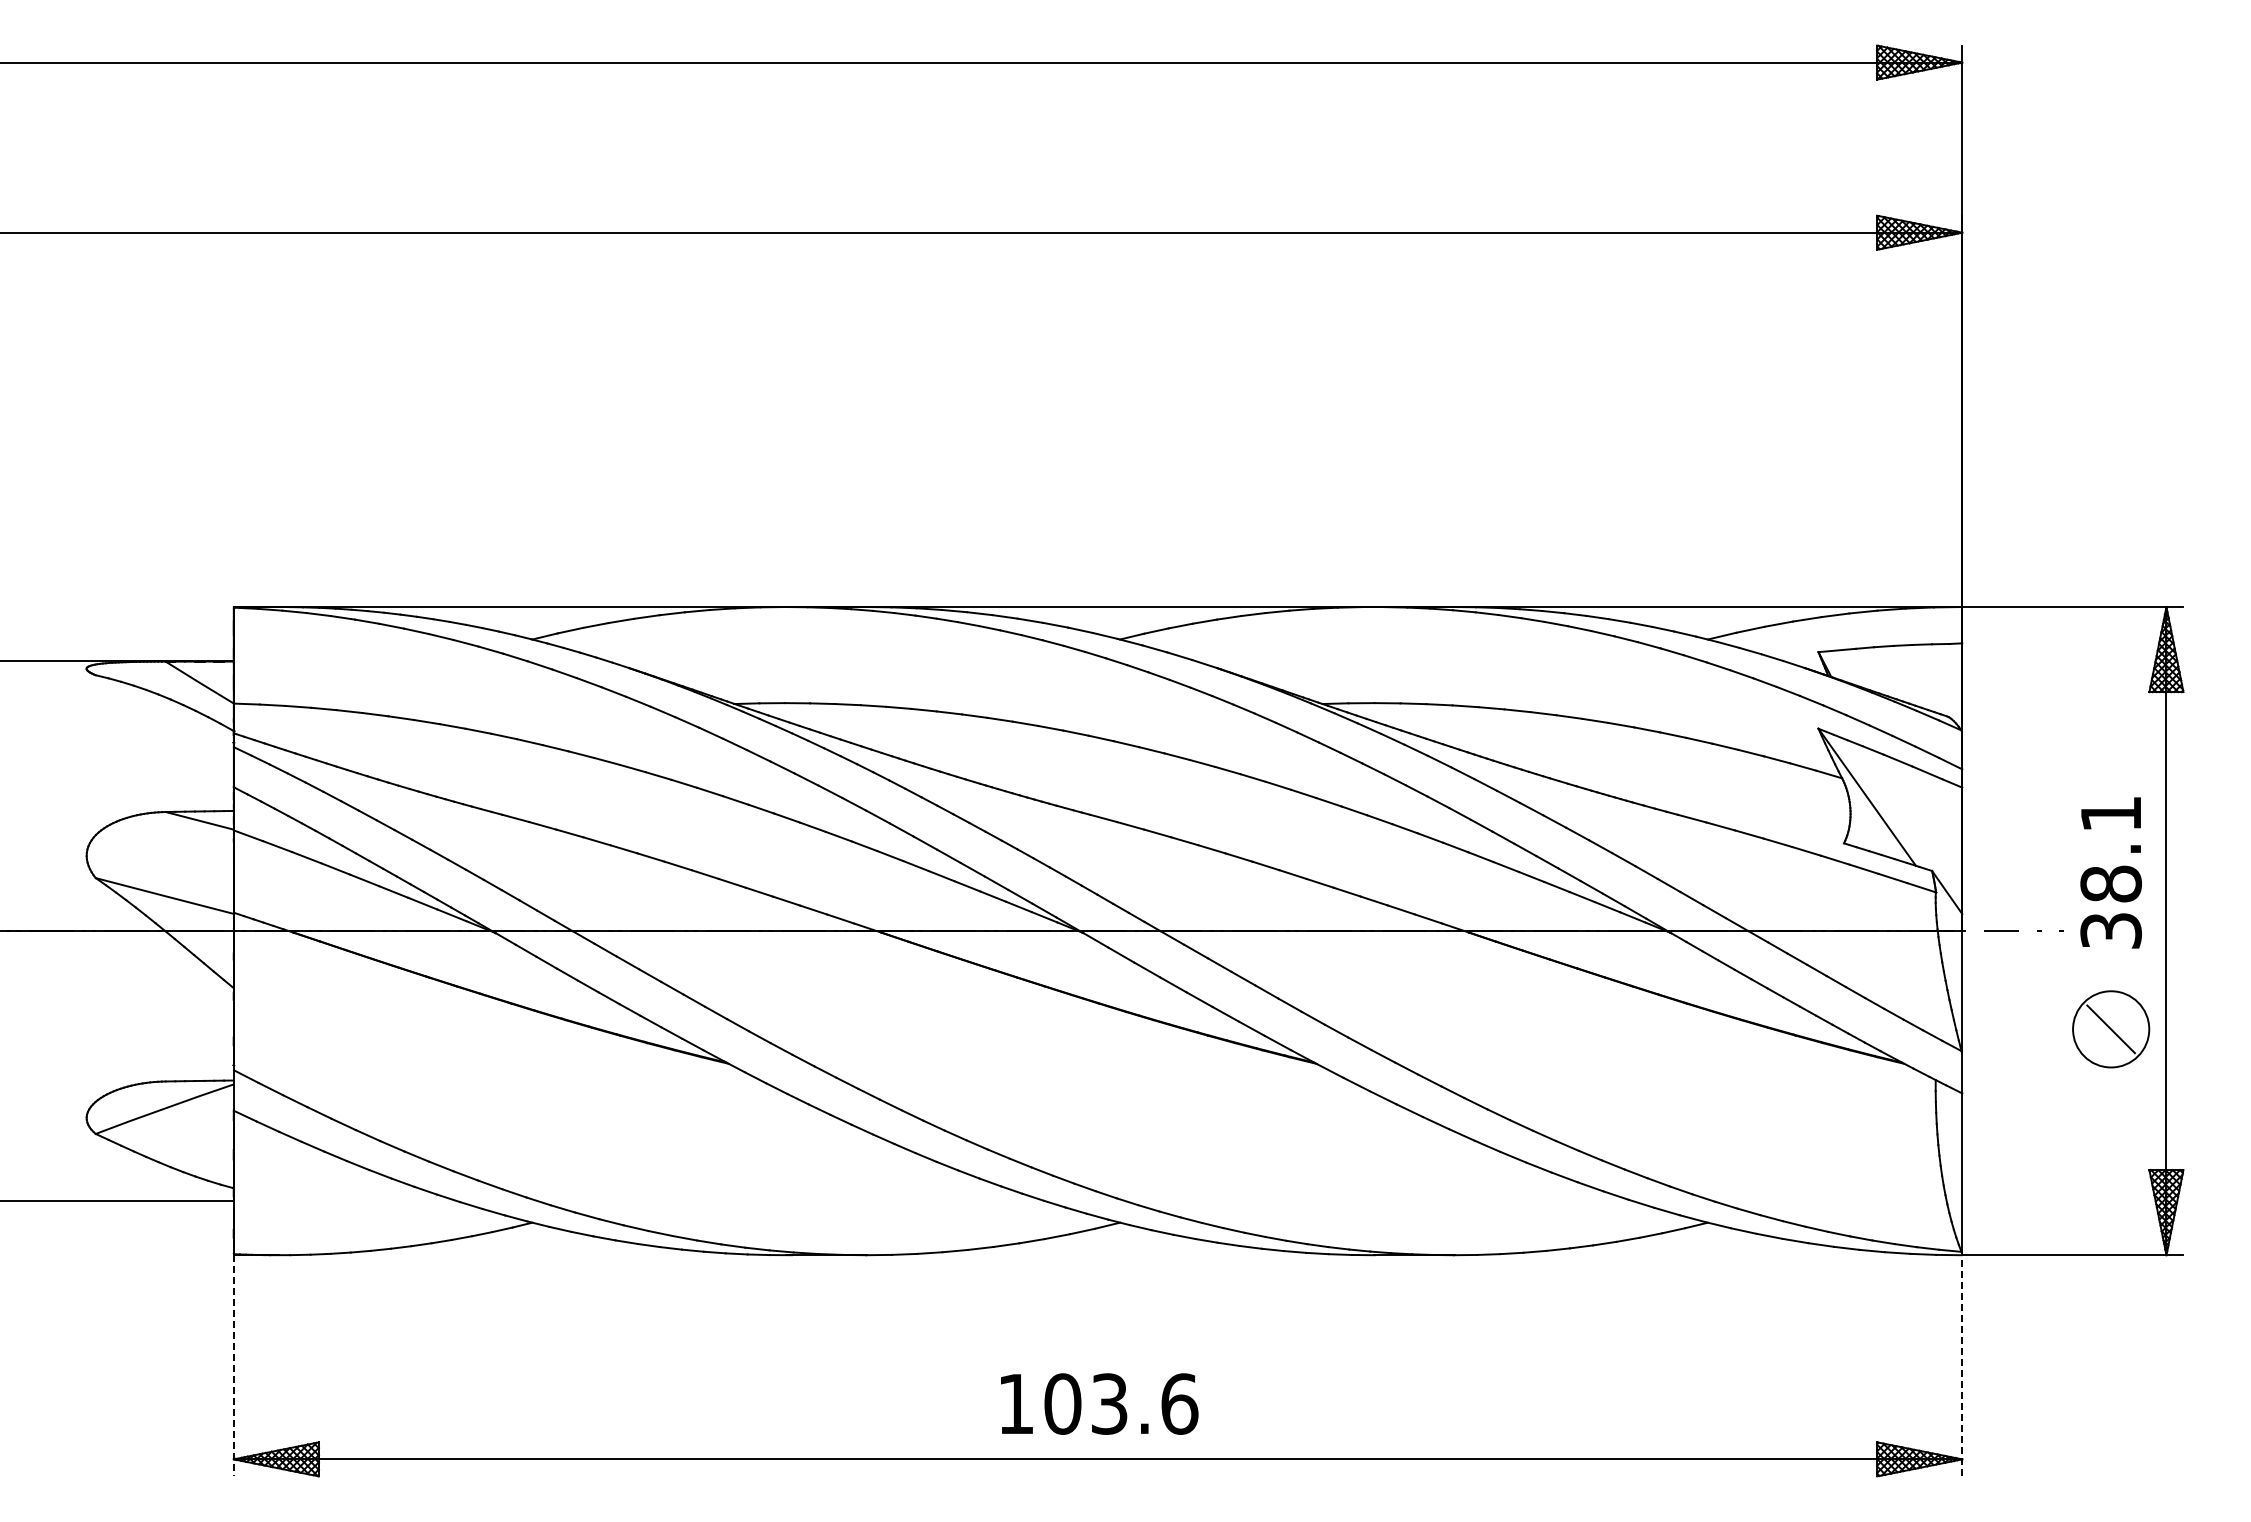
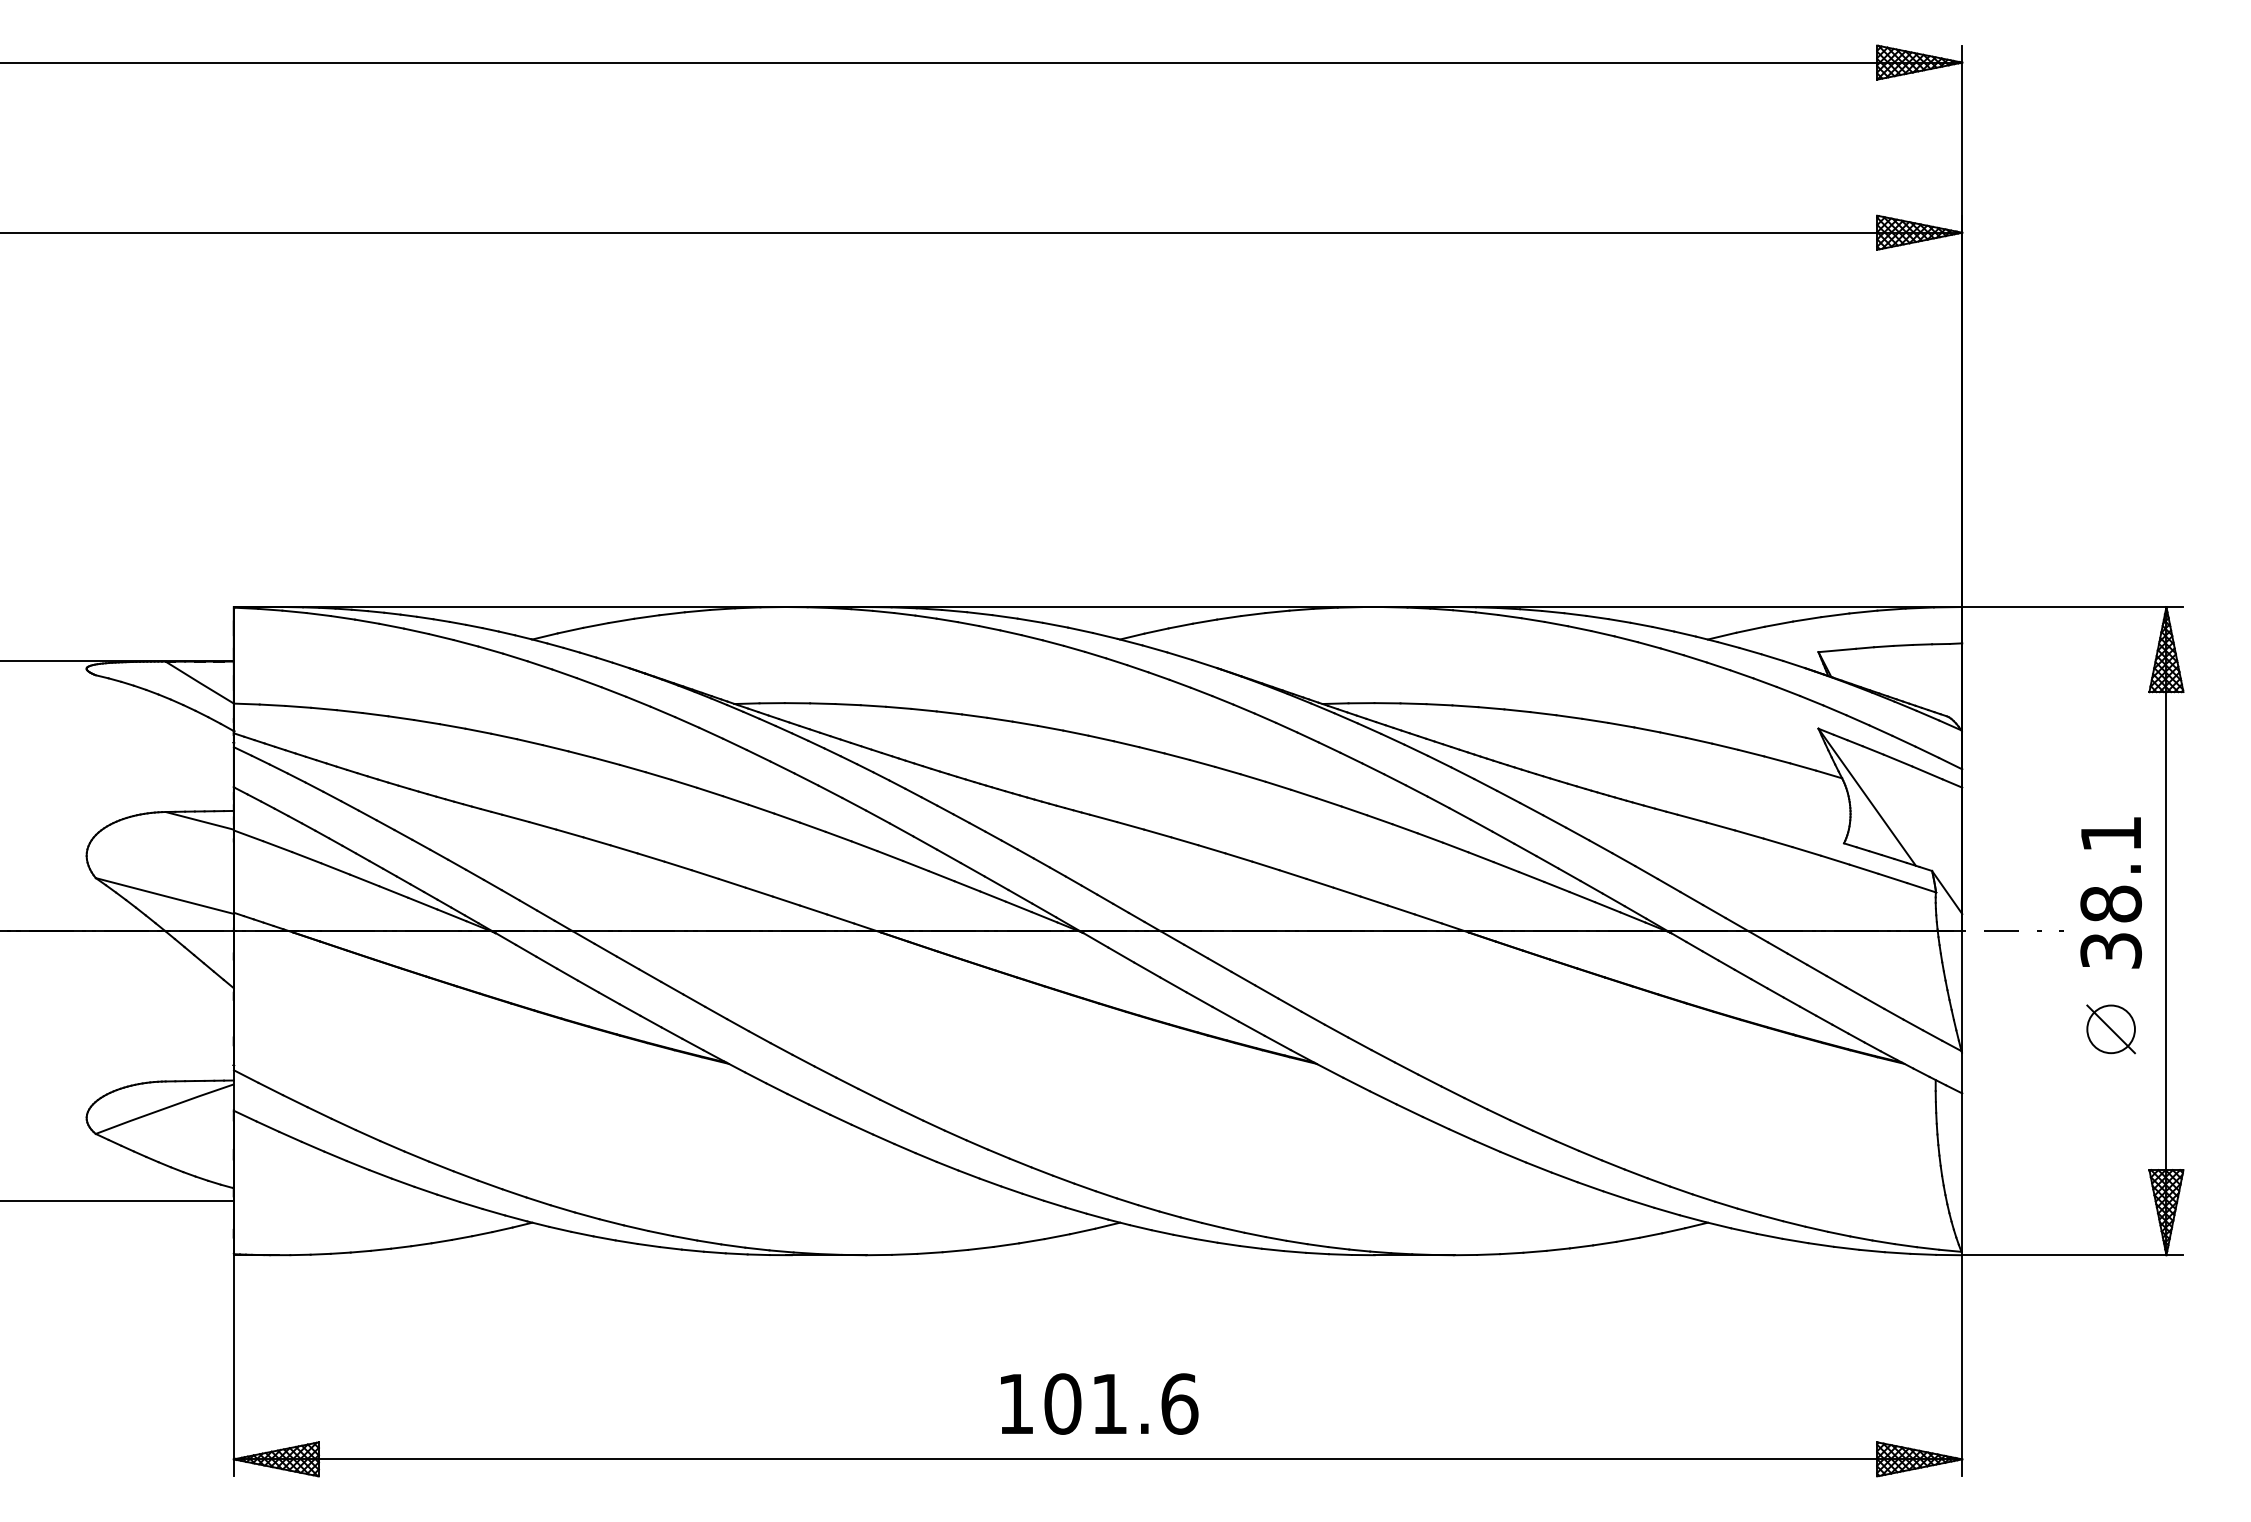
text position: (2110, 872) -> (2110, 892) (2110, 892)
circle diameter: 76 px -> 48 px (2110, 1029)
line: dashed -> solid (233, 1365)
line: dashed -> solid (1962, 1365)
text: 103.6 -> 101.6 (1109, 1403)
